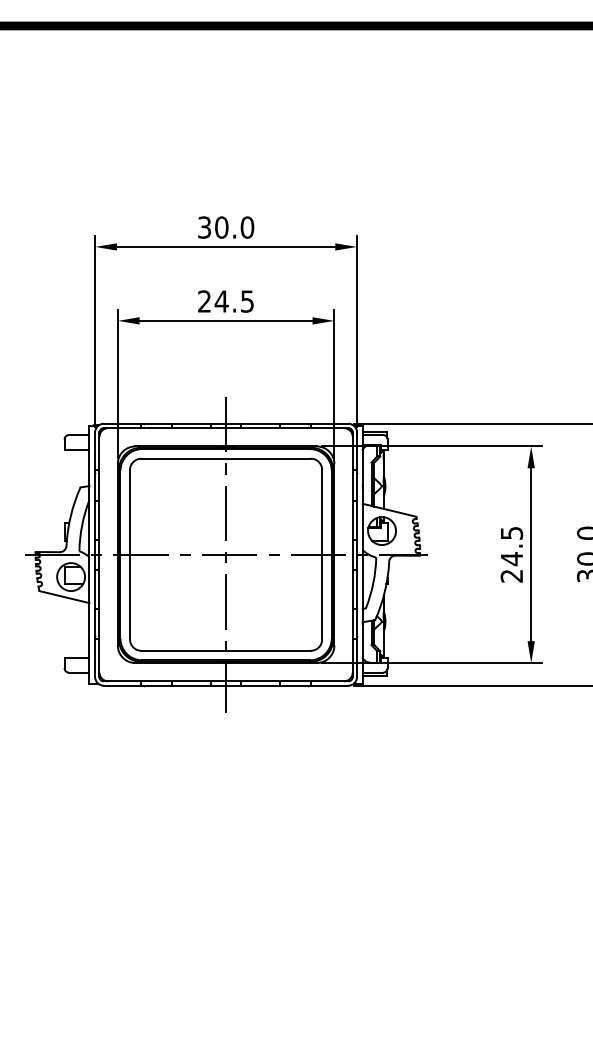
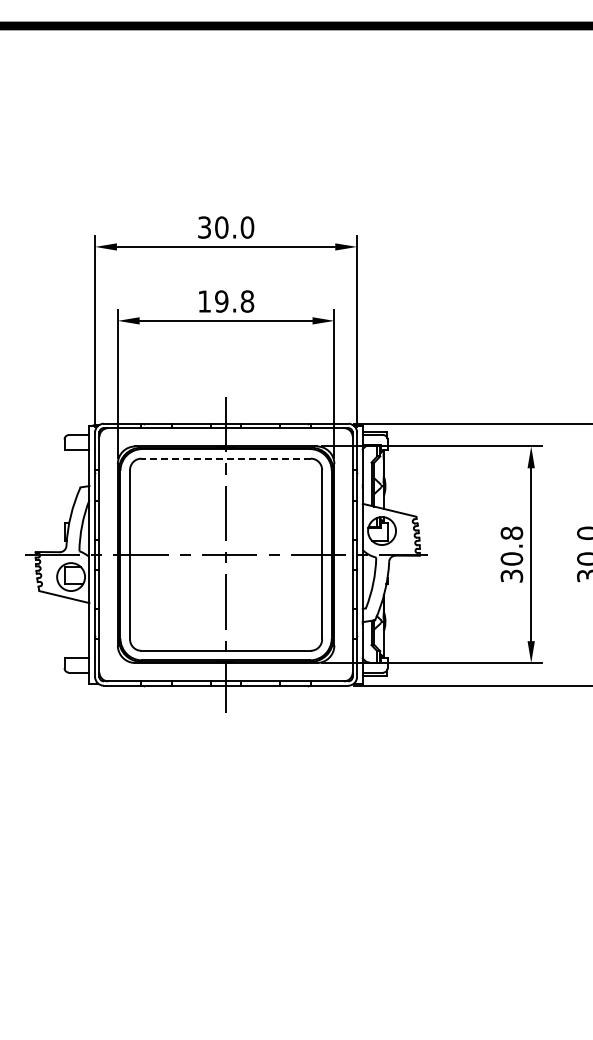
text: 24.5 -> 19.8 (226, 301)
line: solid -> dashed (226, 458)
text: 24.5 -> 30.8 (511, 554)
